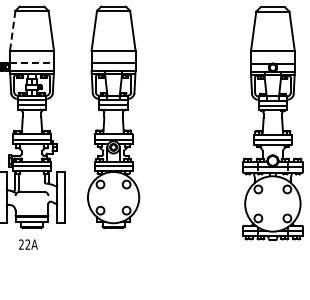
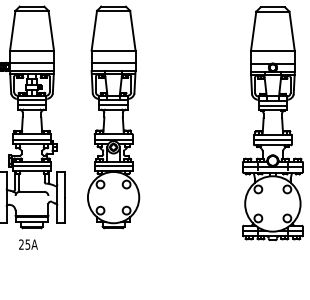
line: dashed -> solid (12, 30)
line: dashed -> solid (32, 62)
text: 22A -> 25A (27, 244)
